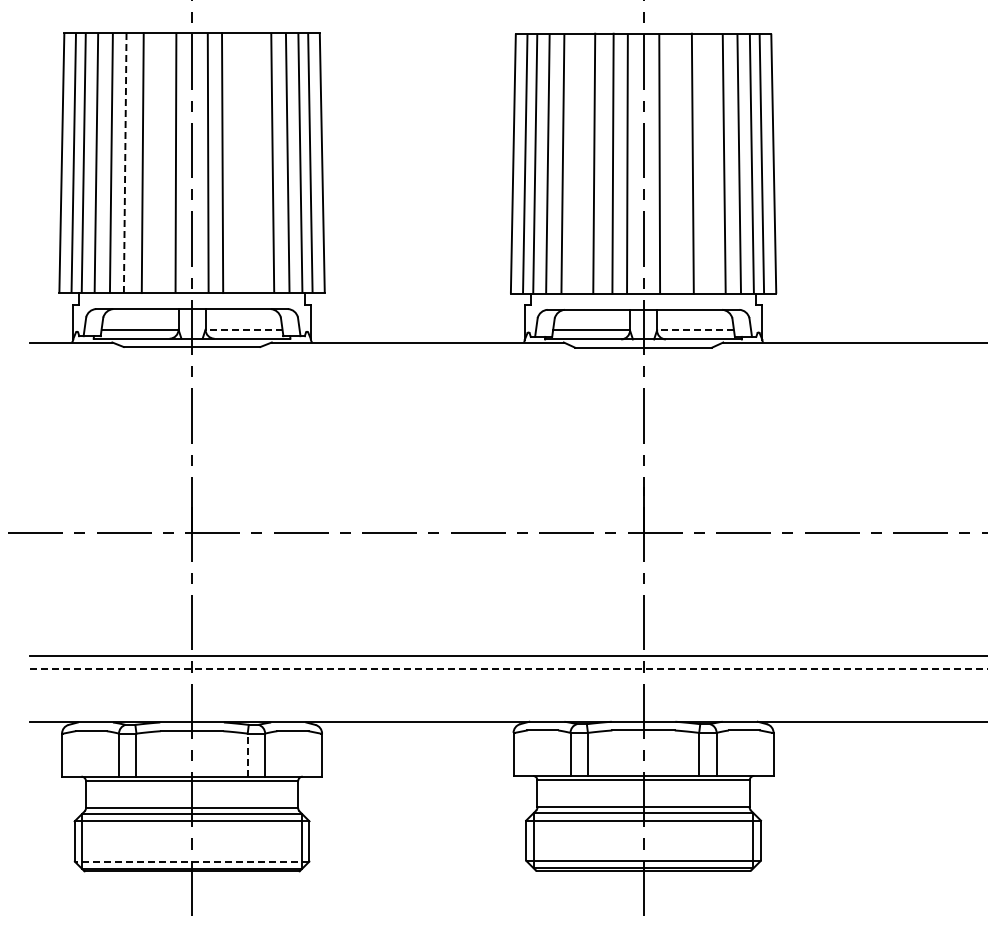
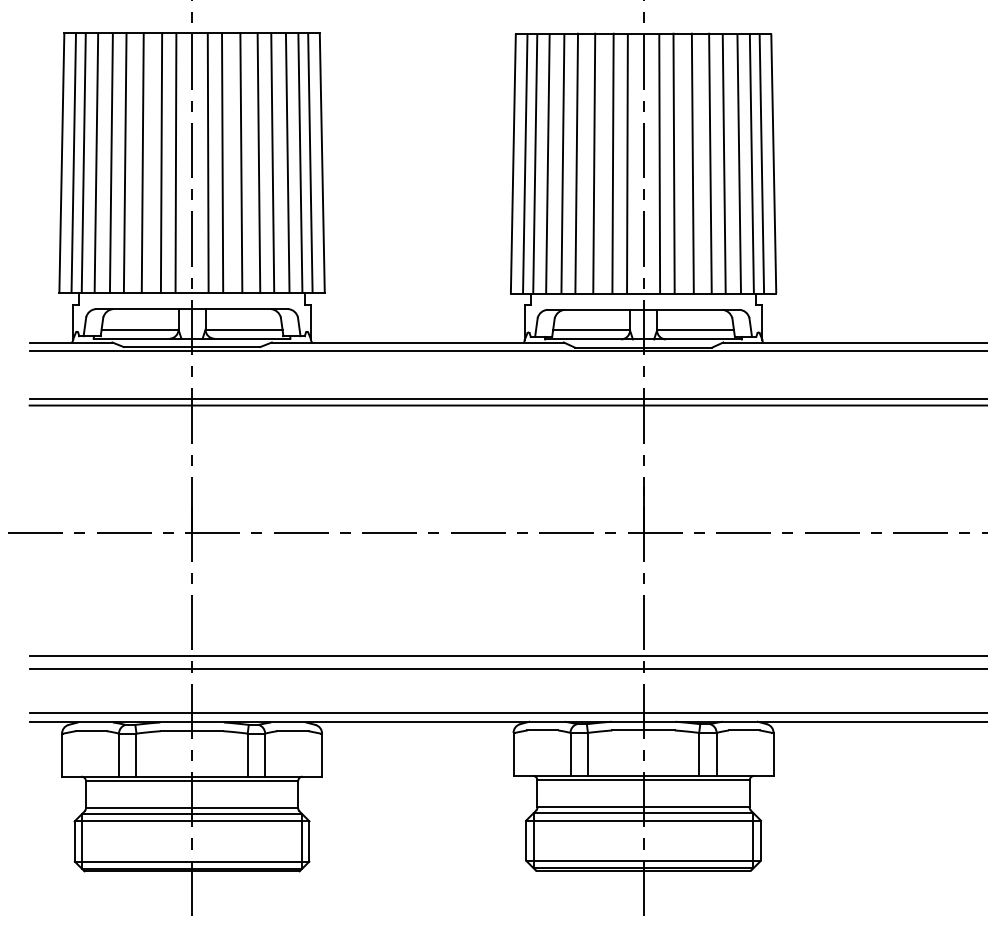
line: dashed -> solid (125, 163)
line: none -> present (161, 163)
line: none -> present (241, 163)
line: none -> present (258, 163)
line: none -> present (576, 163)
line: none -> present (673, 163)
line: none -> present (710, 163)
line: dashed -> solid (243, 329)
line: dashed -> solid (695, 330)
line: none -> present (506, 351)
line: none -> present (506, 398)
line: none -> present (506, 405)
line: dashed -> solid (508, 669)
line: none -> present (506, 712)
line: dashed -> solid (247, 755)
line: dashed -> solid (192, 862)
